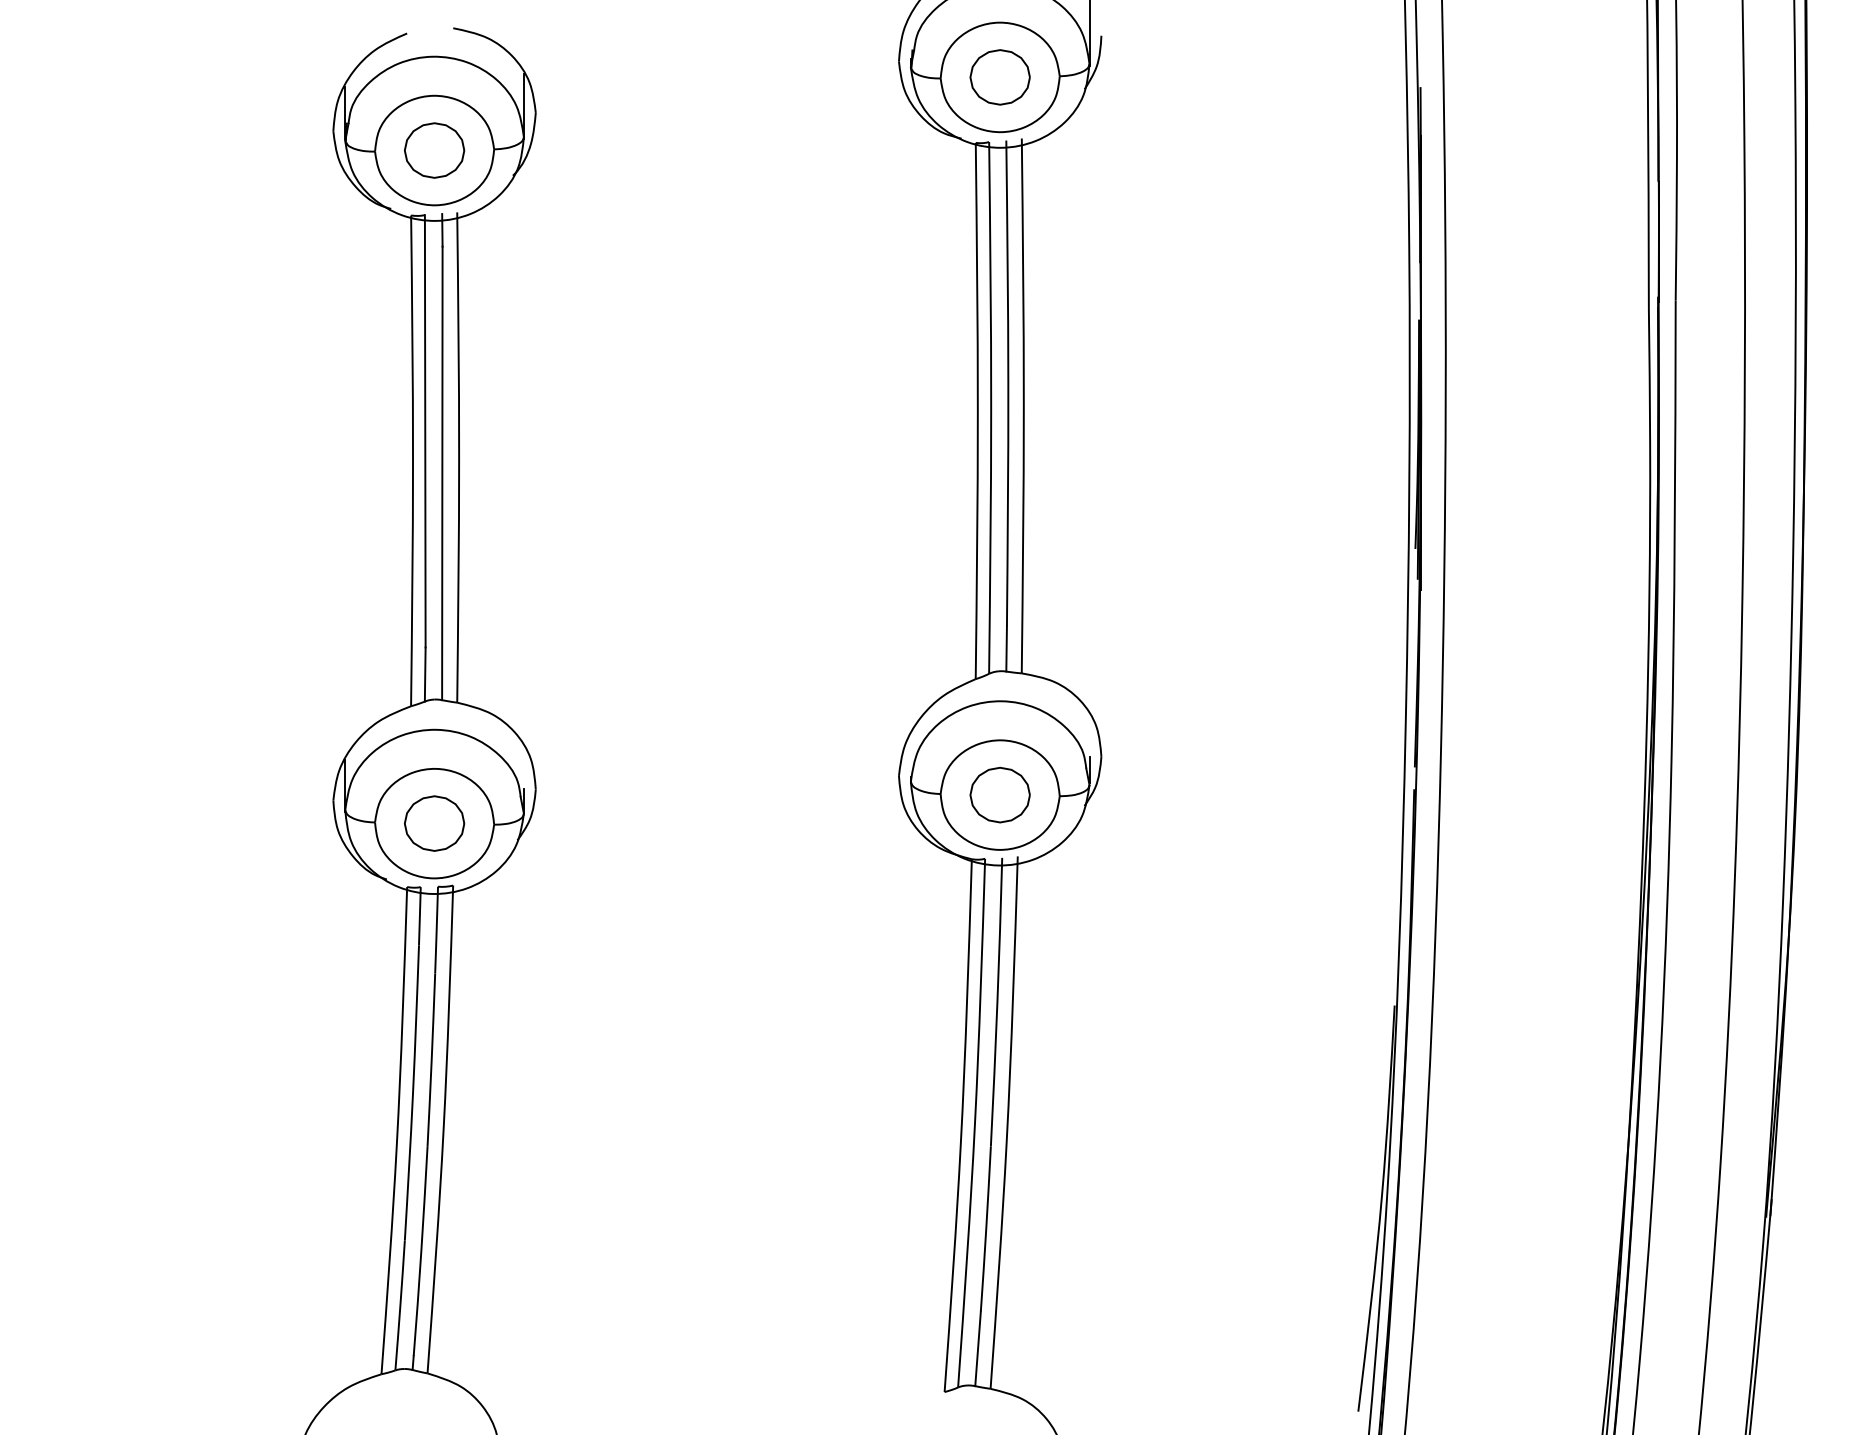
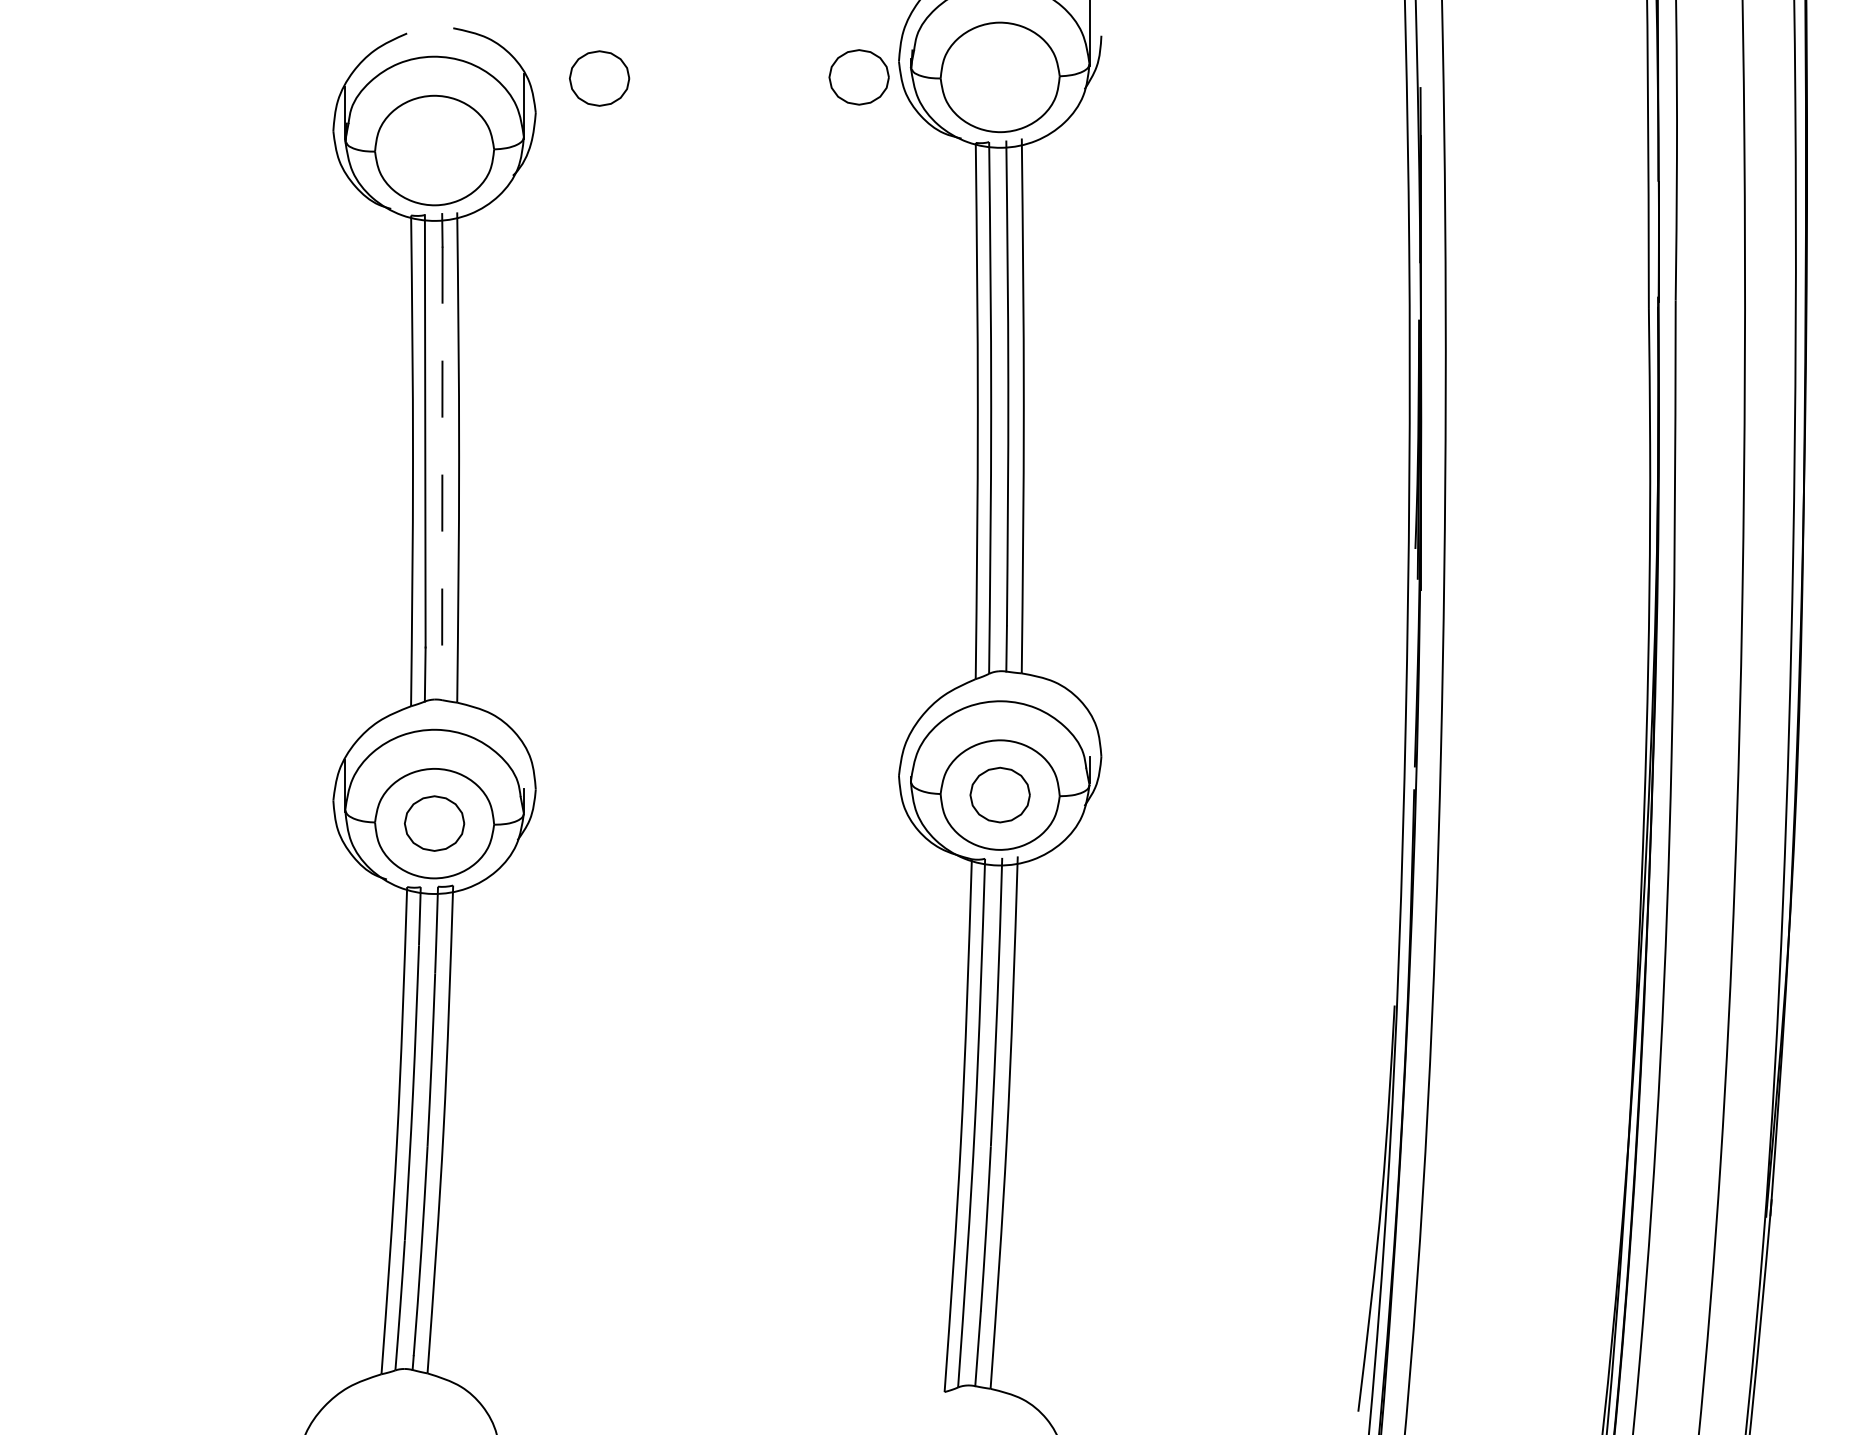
part position: (999, 77) -> (858, 77) (858, 77)
part position: (434, 150) -> (599, 78) (599, 78)
line: solid -> dashed (442, 473)
